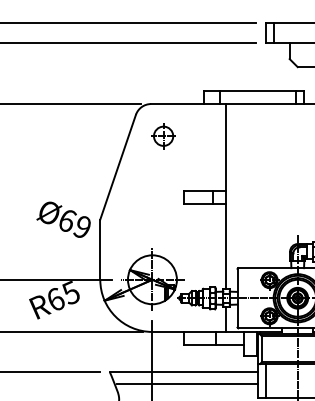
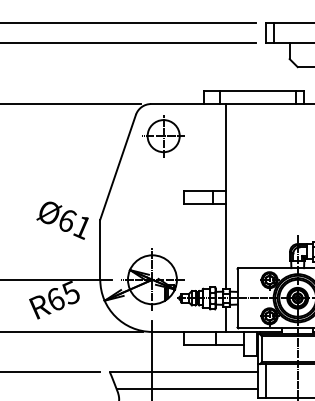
part size: 25x27 px -> 43x43 px (163, 136)
text: Ø69 -> Ø61 (81, 227)
line position: (186, 383) -> (186, 388) (186, 388)
